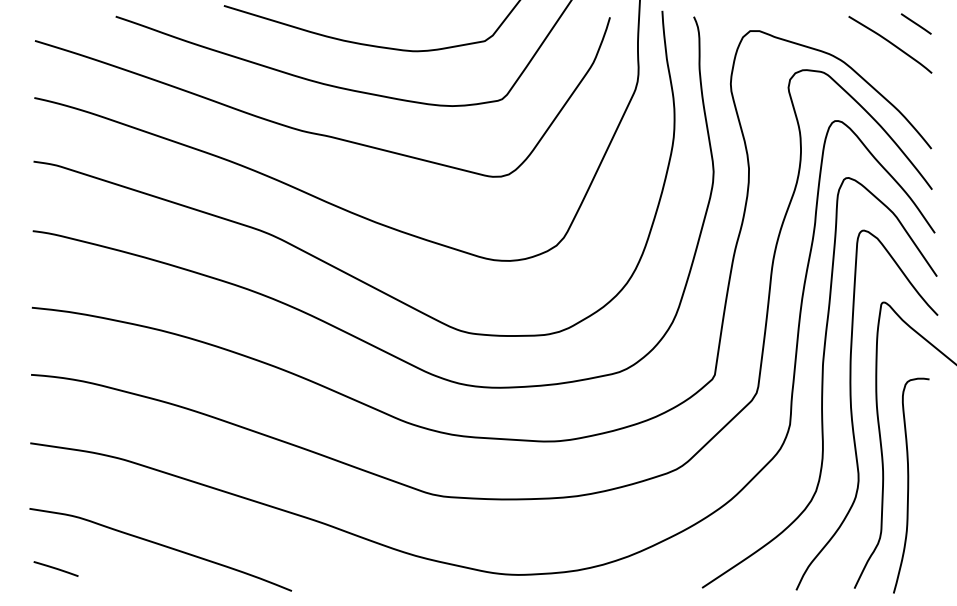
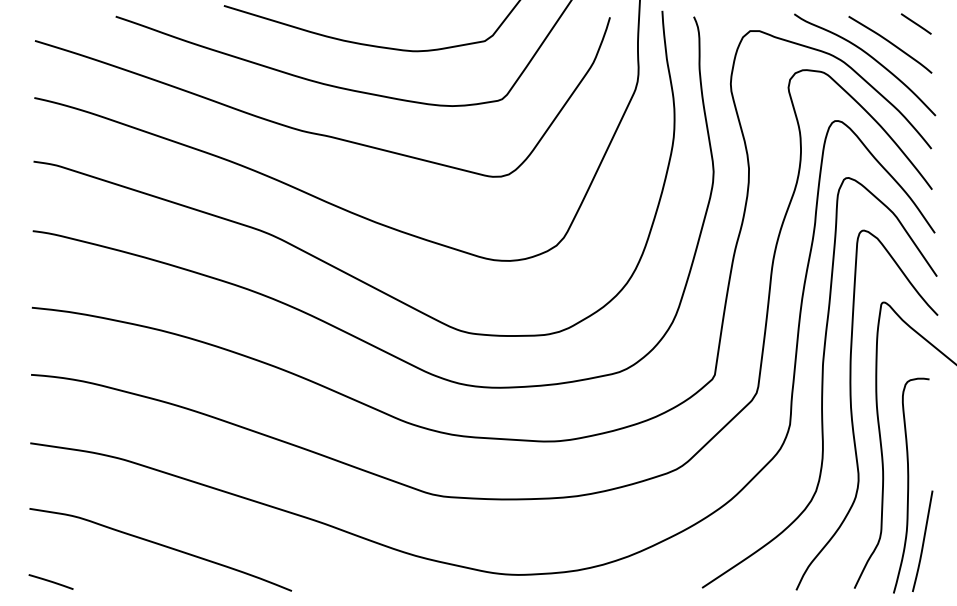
curve: none -> present (871, 58)
curve: none -> present (922, 541)
line position: (55, 568) -> (50, 581) (50, 581)
